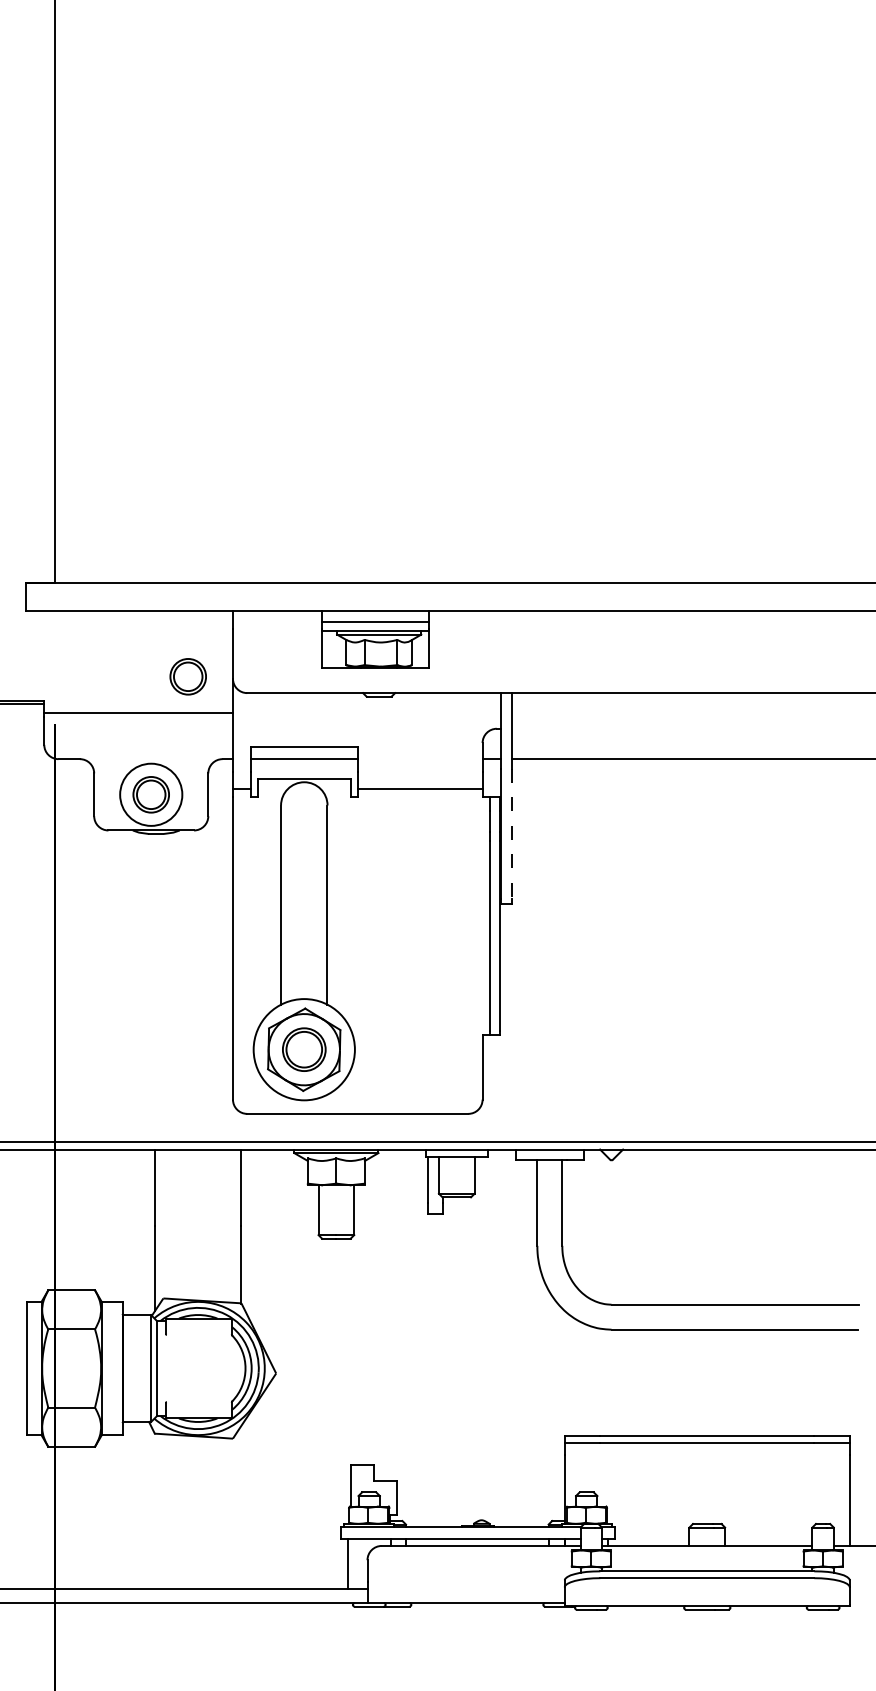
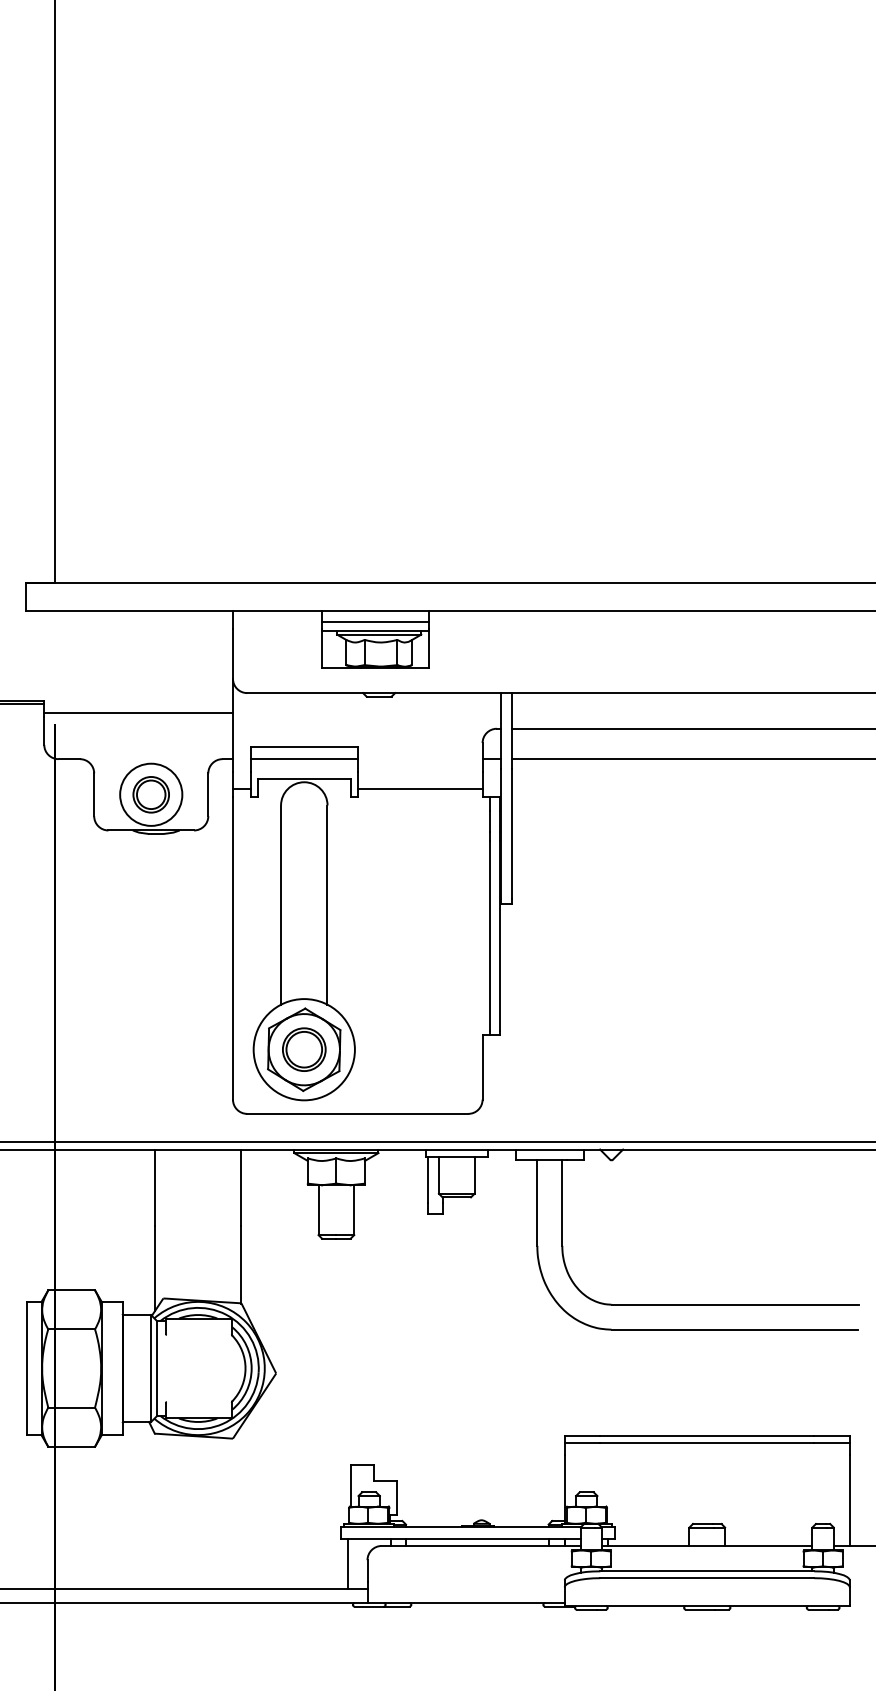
part: present -> none (187, 676)
line: none -> present (691, 728)
line: dashed -> solid (511, 834)
